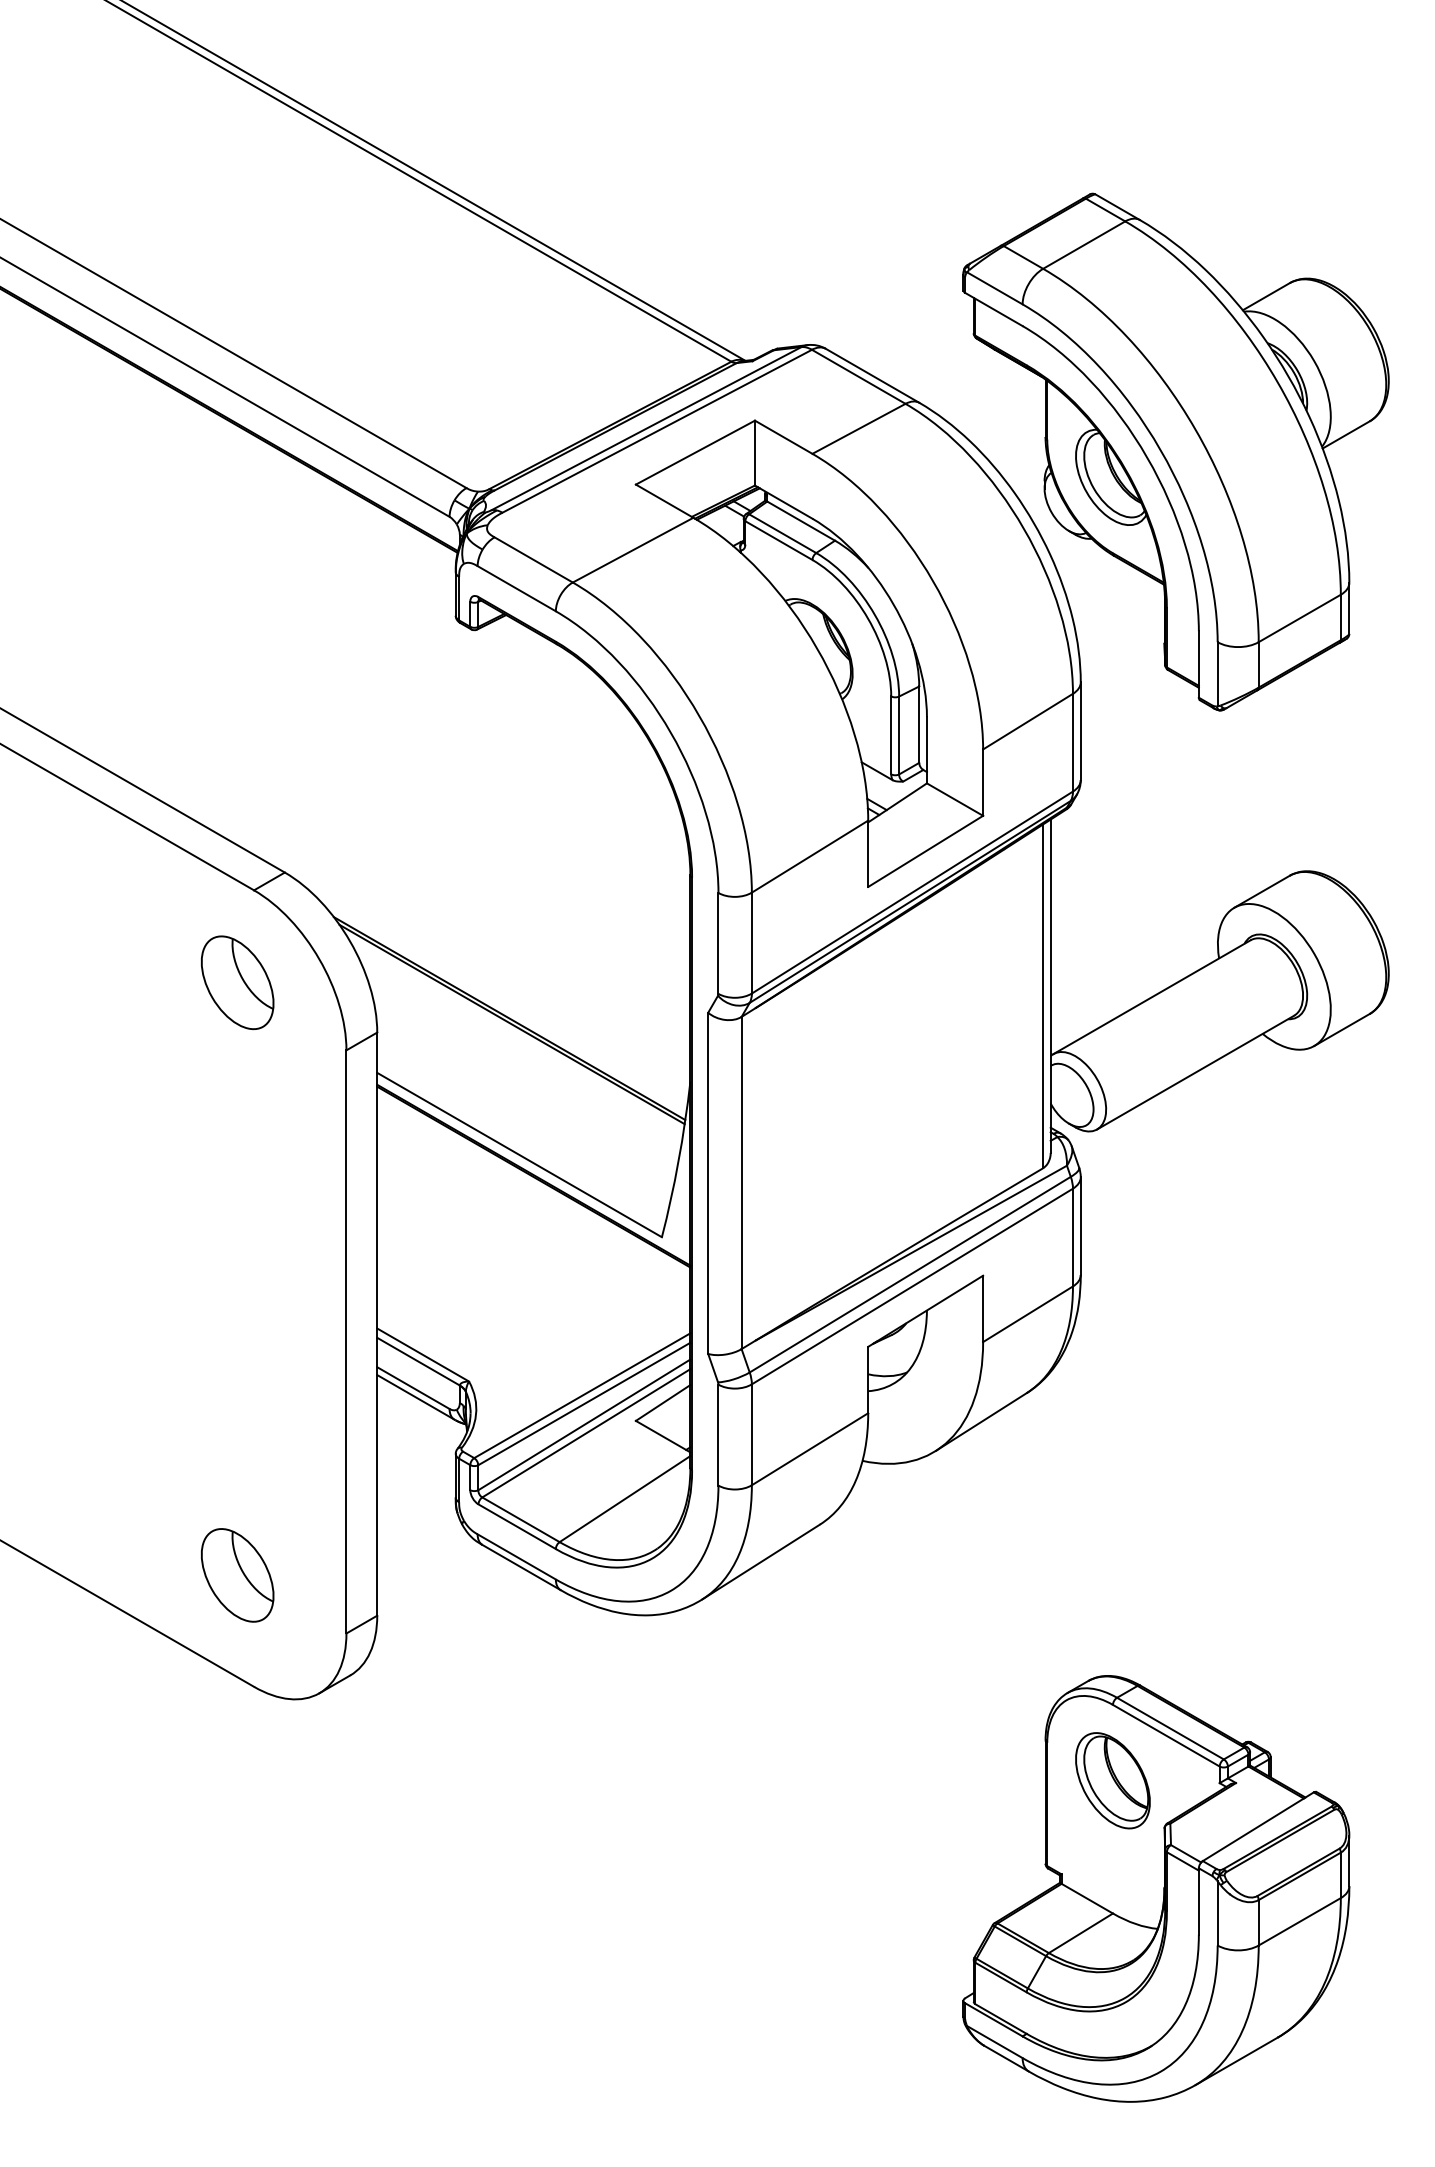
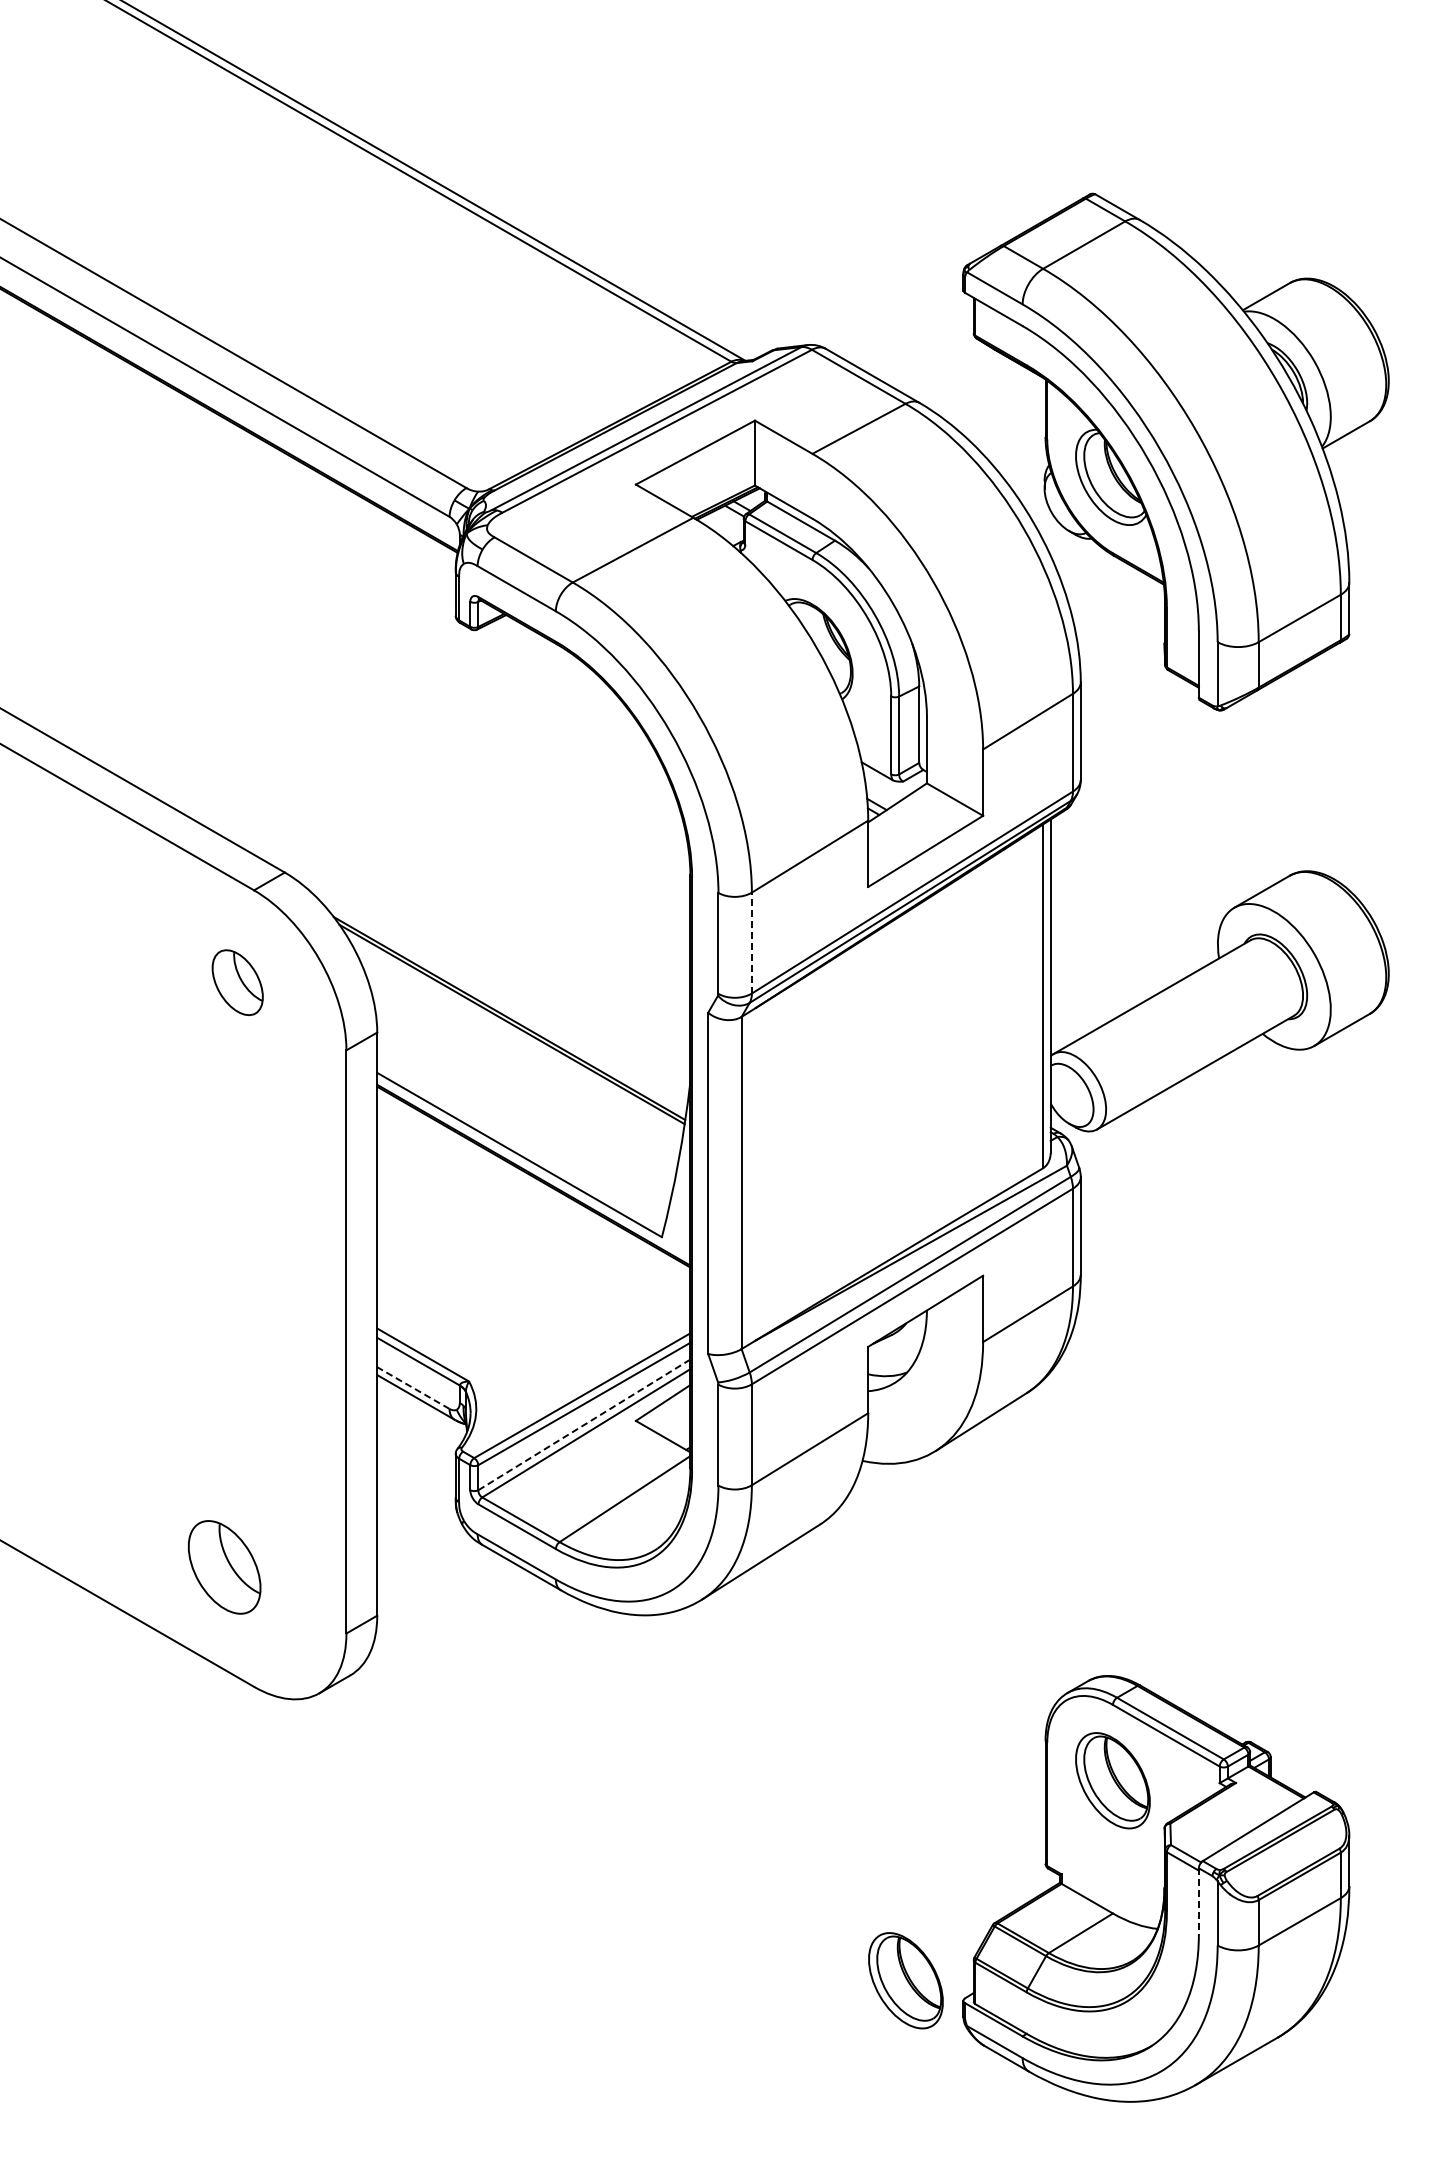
line: solid -> dashed (751, 942)
part size: 74x95 px -> 53x68 px (237, 982)
line: solid -> dashed (413, 1388)
line: solid -> dashed (584, 1424)
part position: (237, 1575) -> (224, 1567) (224, 1567)
line: solid -> dashed (1198, 1901)
part: none -> present (905, 1980)
